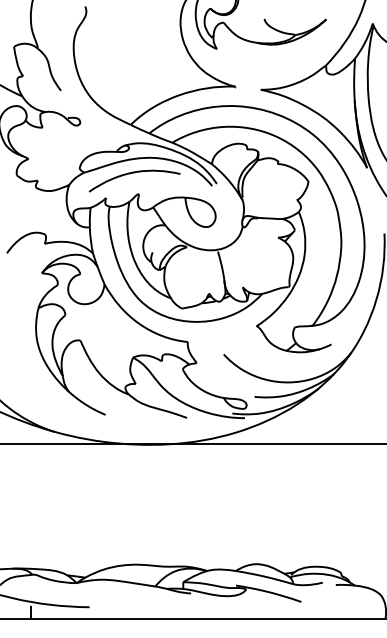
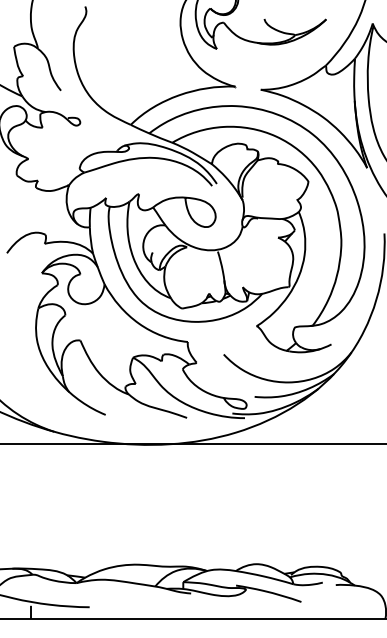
curve: present -> none (134, 173)
